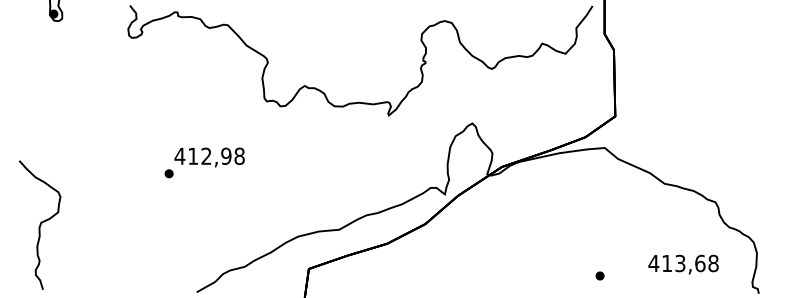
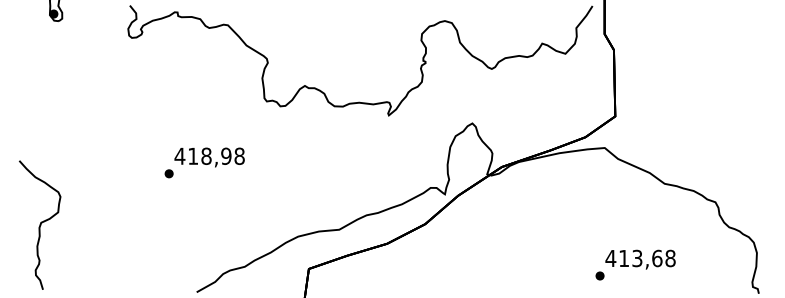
text: 412,98 -> 418,98 (206, 155)
text position: (683, 264) -> (640, 259) (640, 259)
